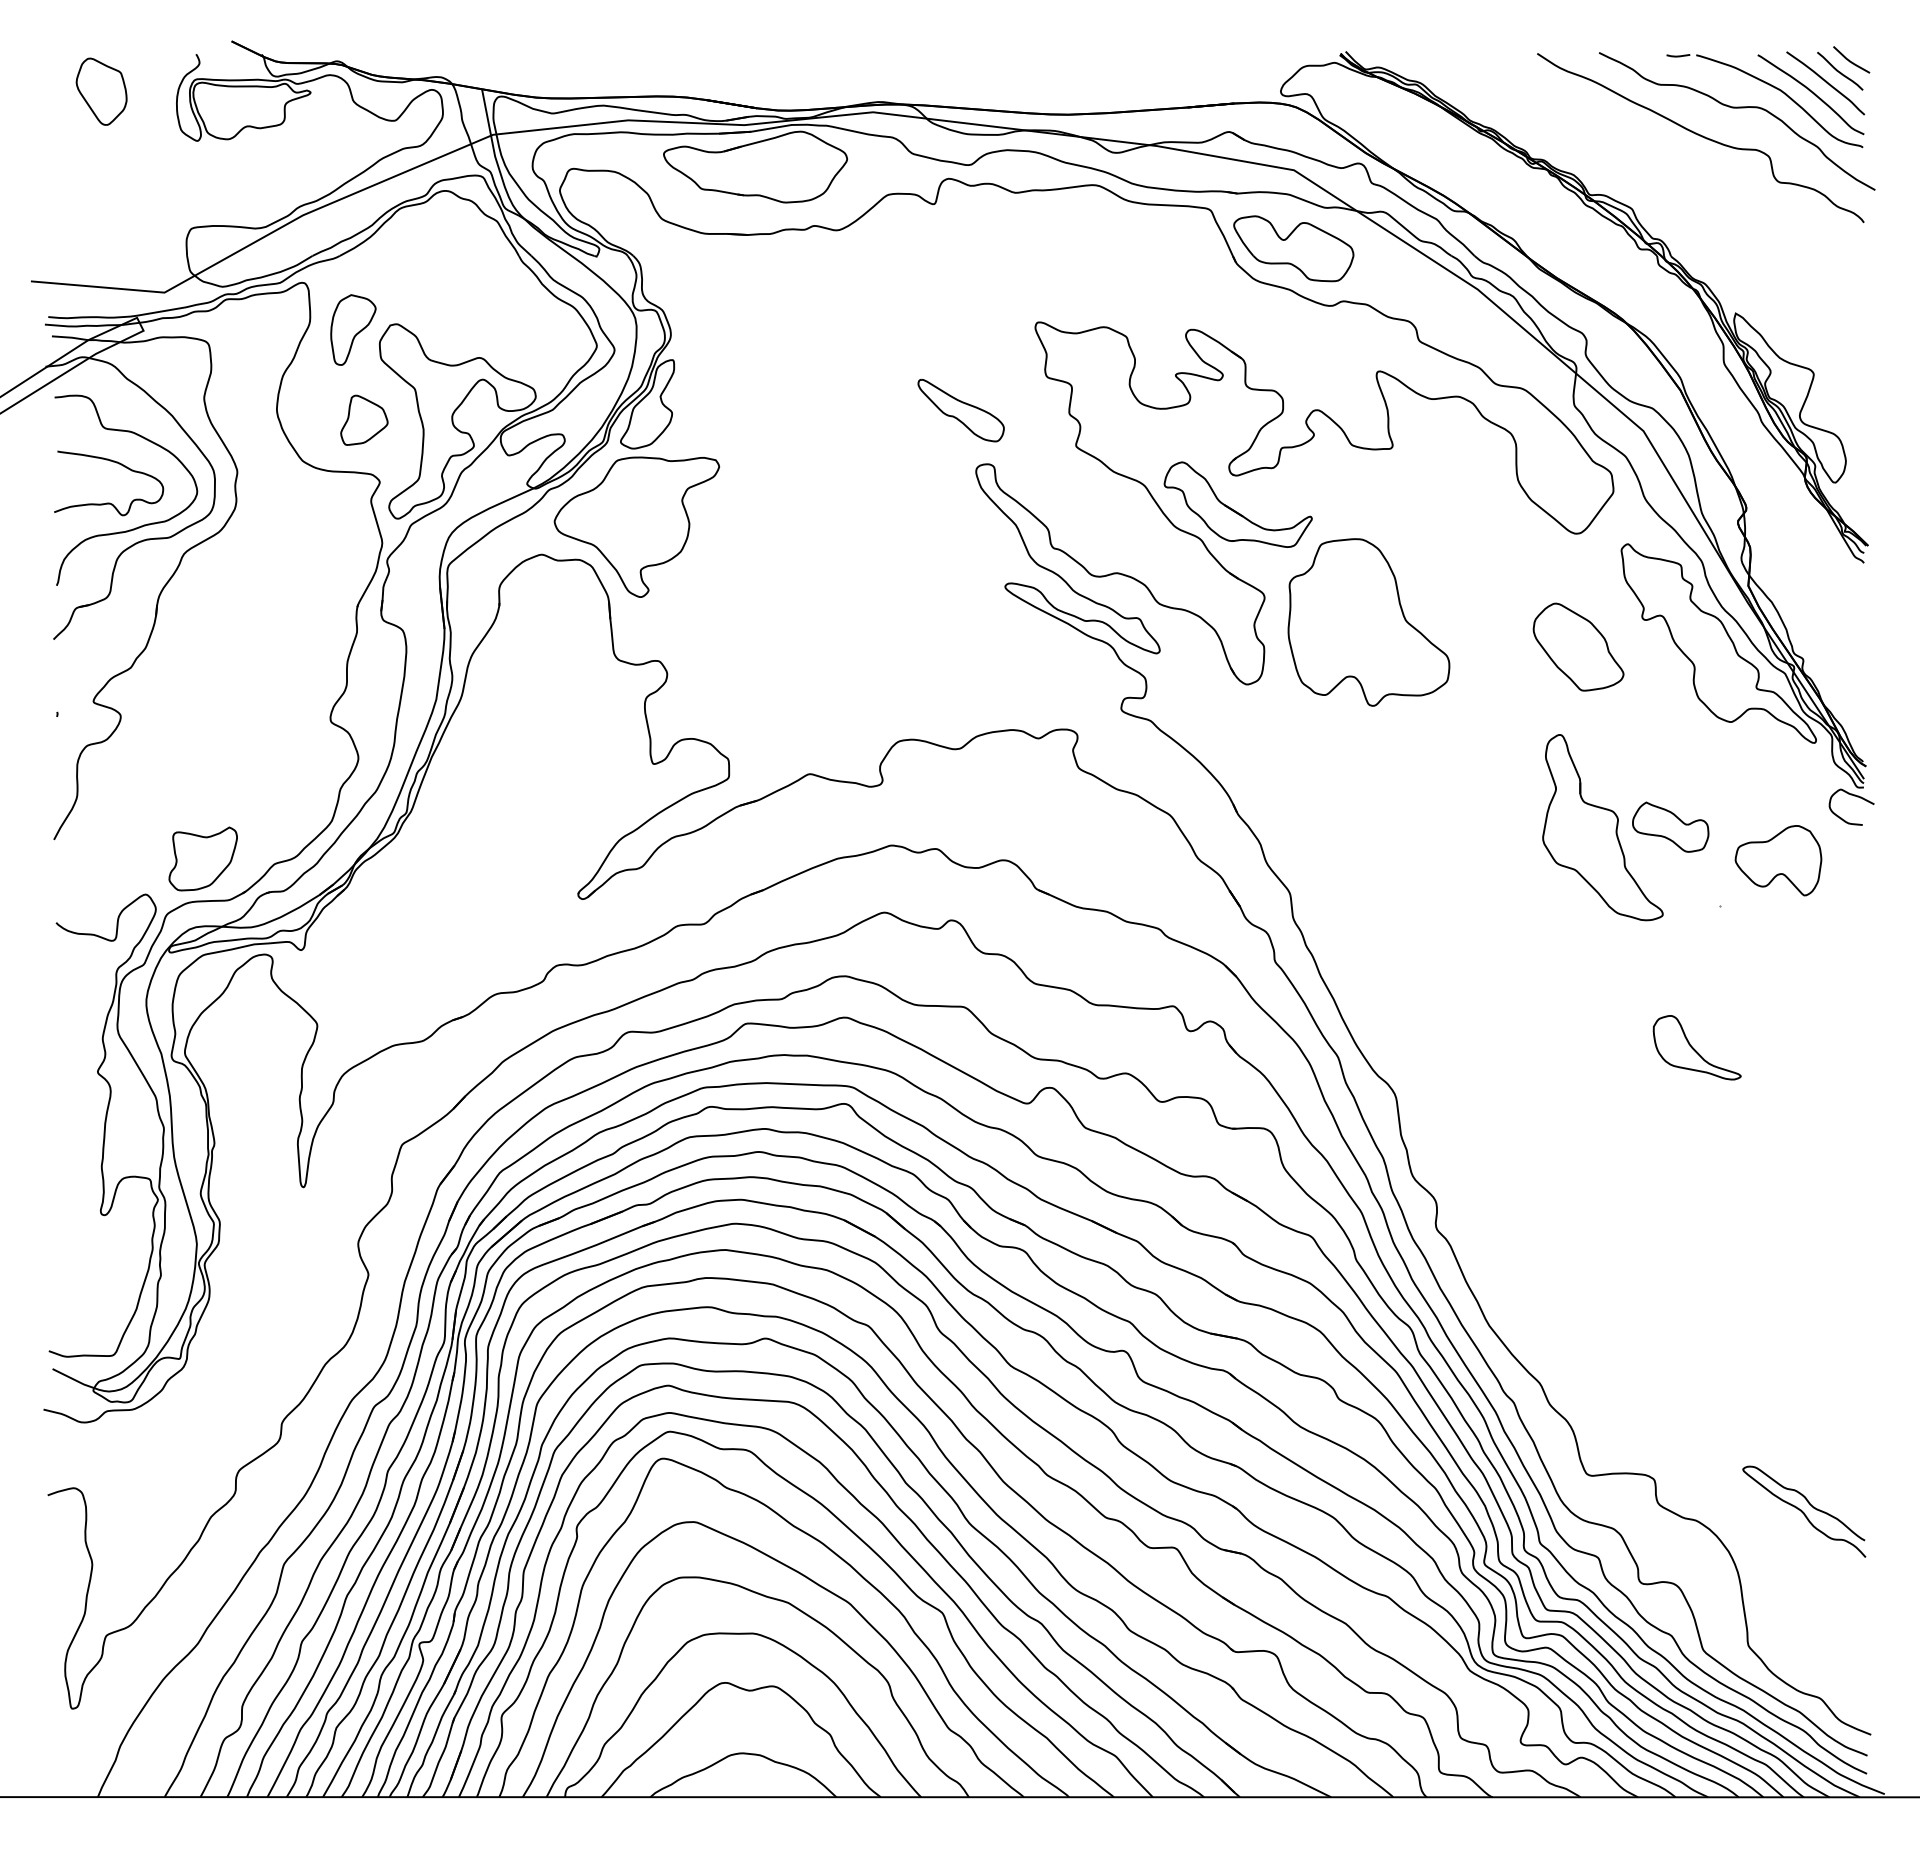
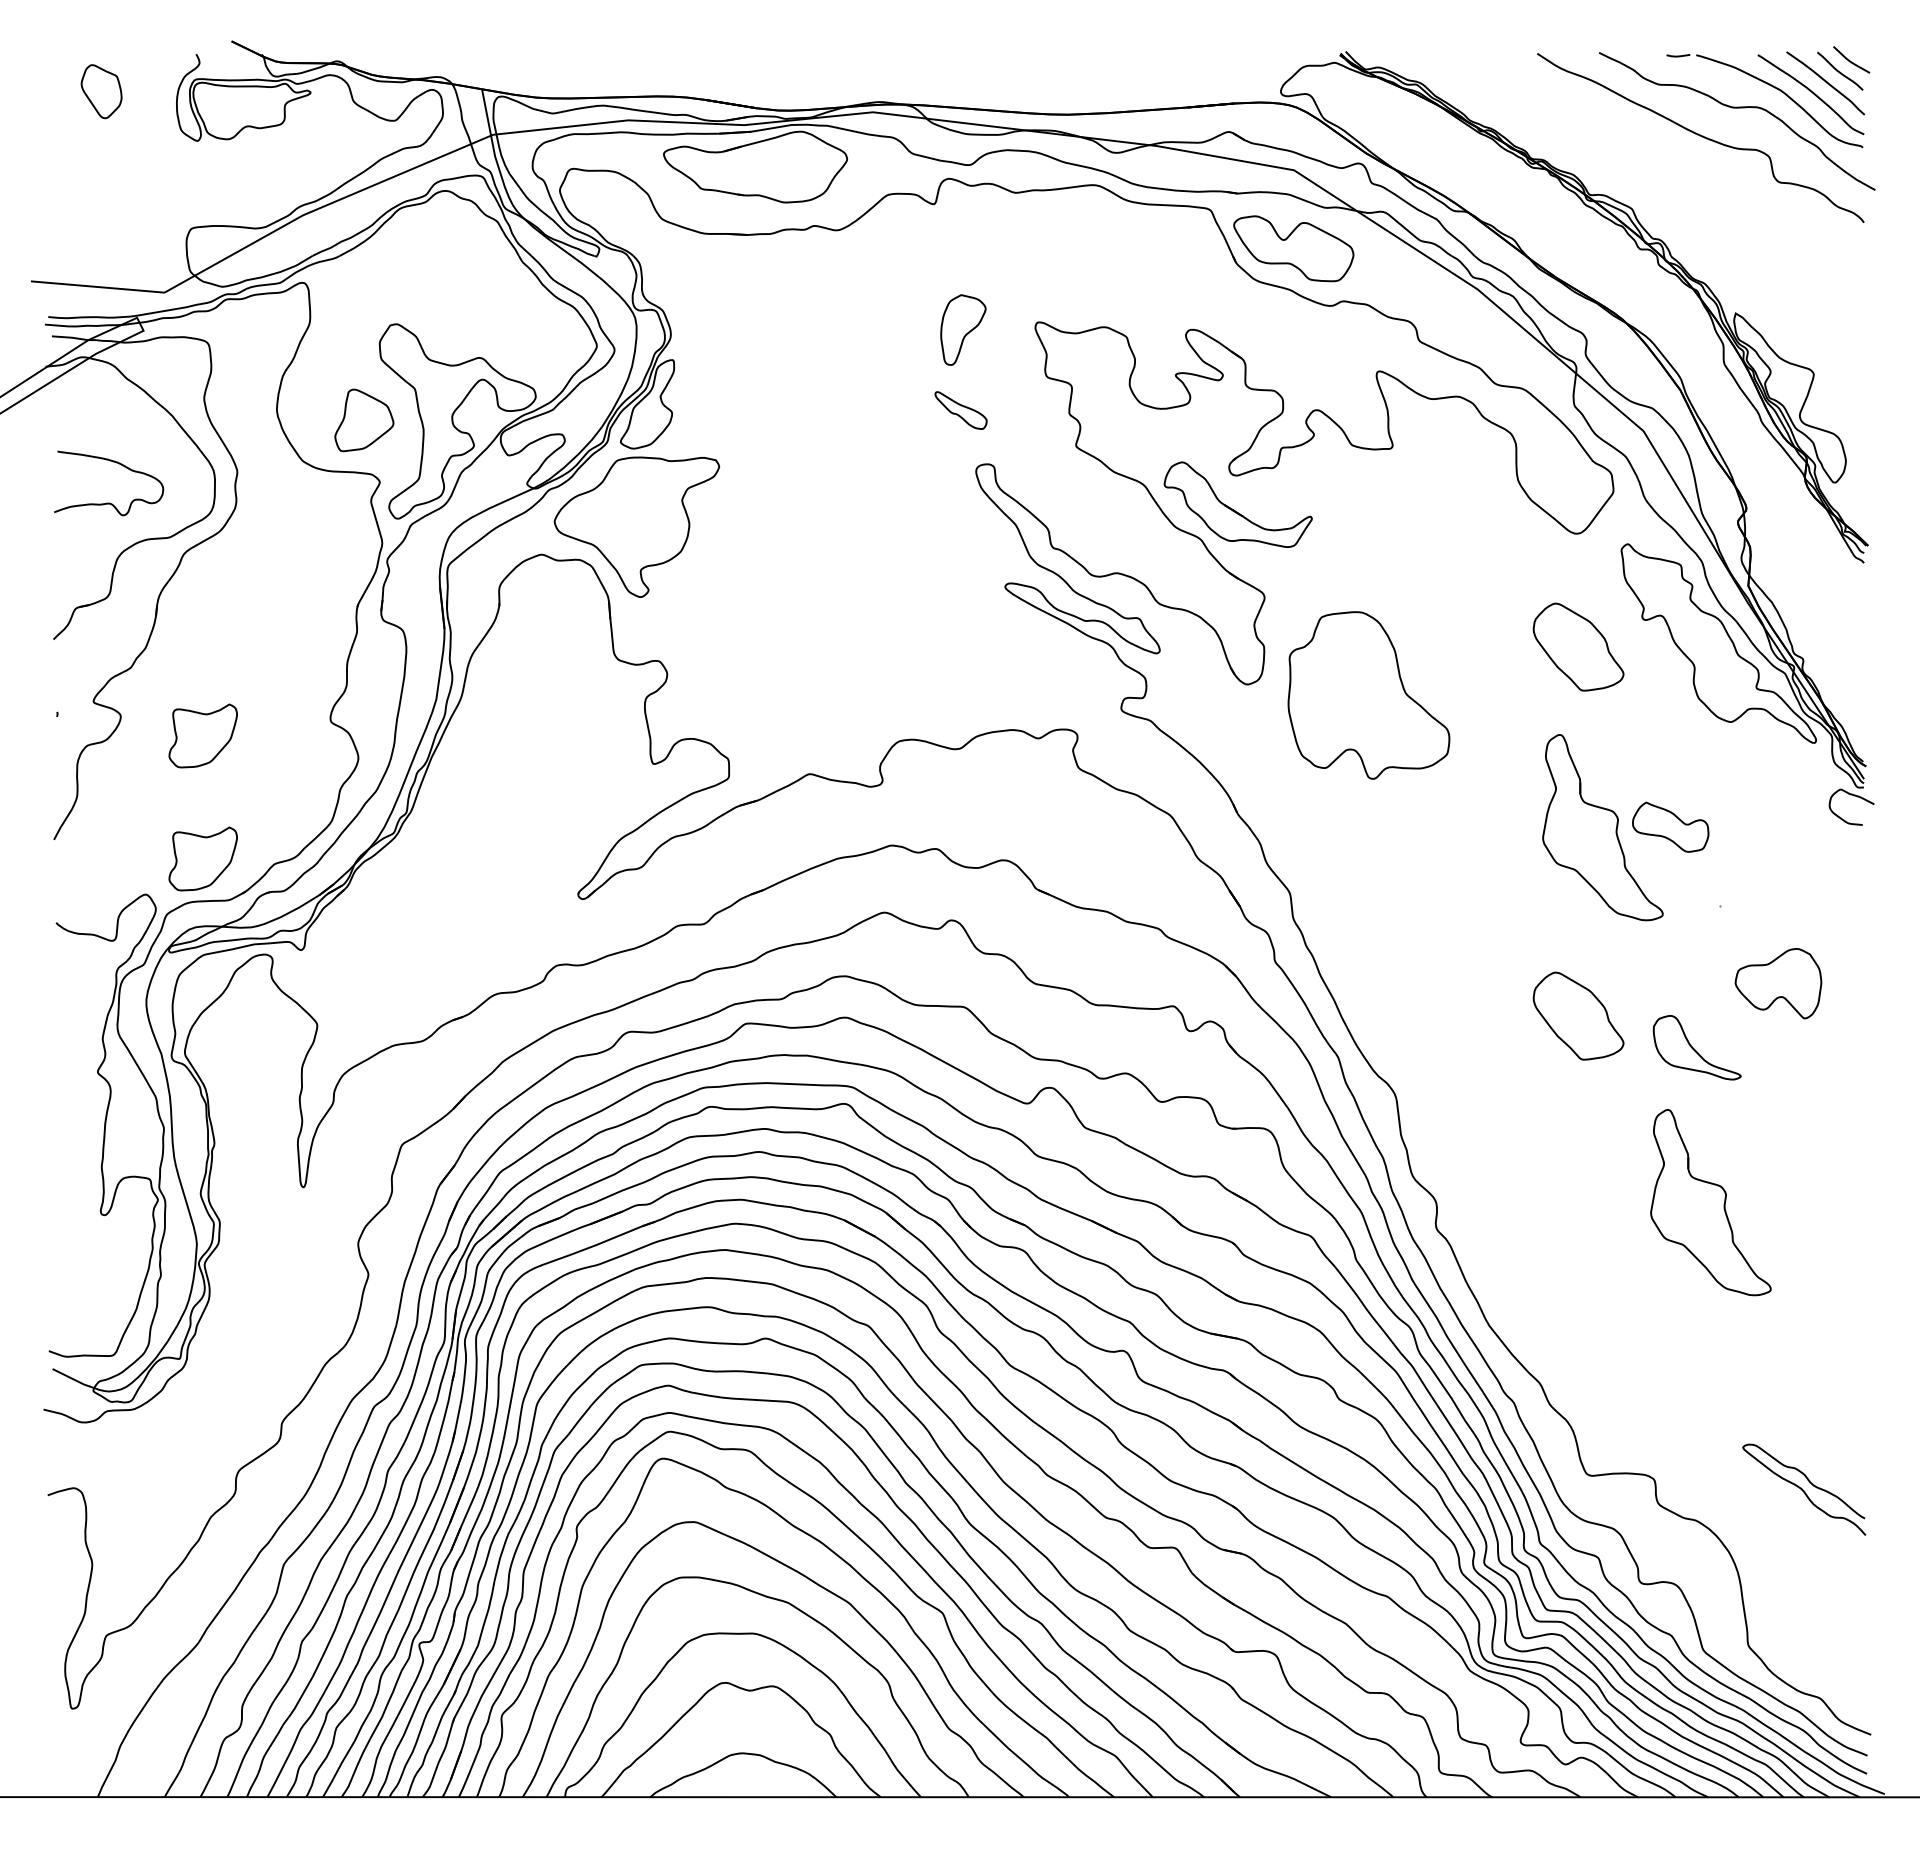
part size: 53x69 px -> 43x56 px (101, 91)
part position: (353, 329) -> (963, 329) (963, 329)
part size: 88x65 px -> 54x39 px (960, 410)
part size: 49x52 px -> 61x65 px (364, 420)
curve: present -> none (138, 526)
part position: (1368, 622) -> (1368, 695) (1368, 695)
part: none -> present (202, 735)
part position: (1778, 860) -> (1778, 983) (1778, 983)
part: none -> present (1578, 1015)
part: none -> present (1710, 1202)
curve position: (1803, 1511) -> (1803, 1489) (1803, 1489)
